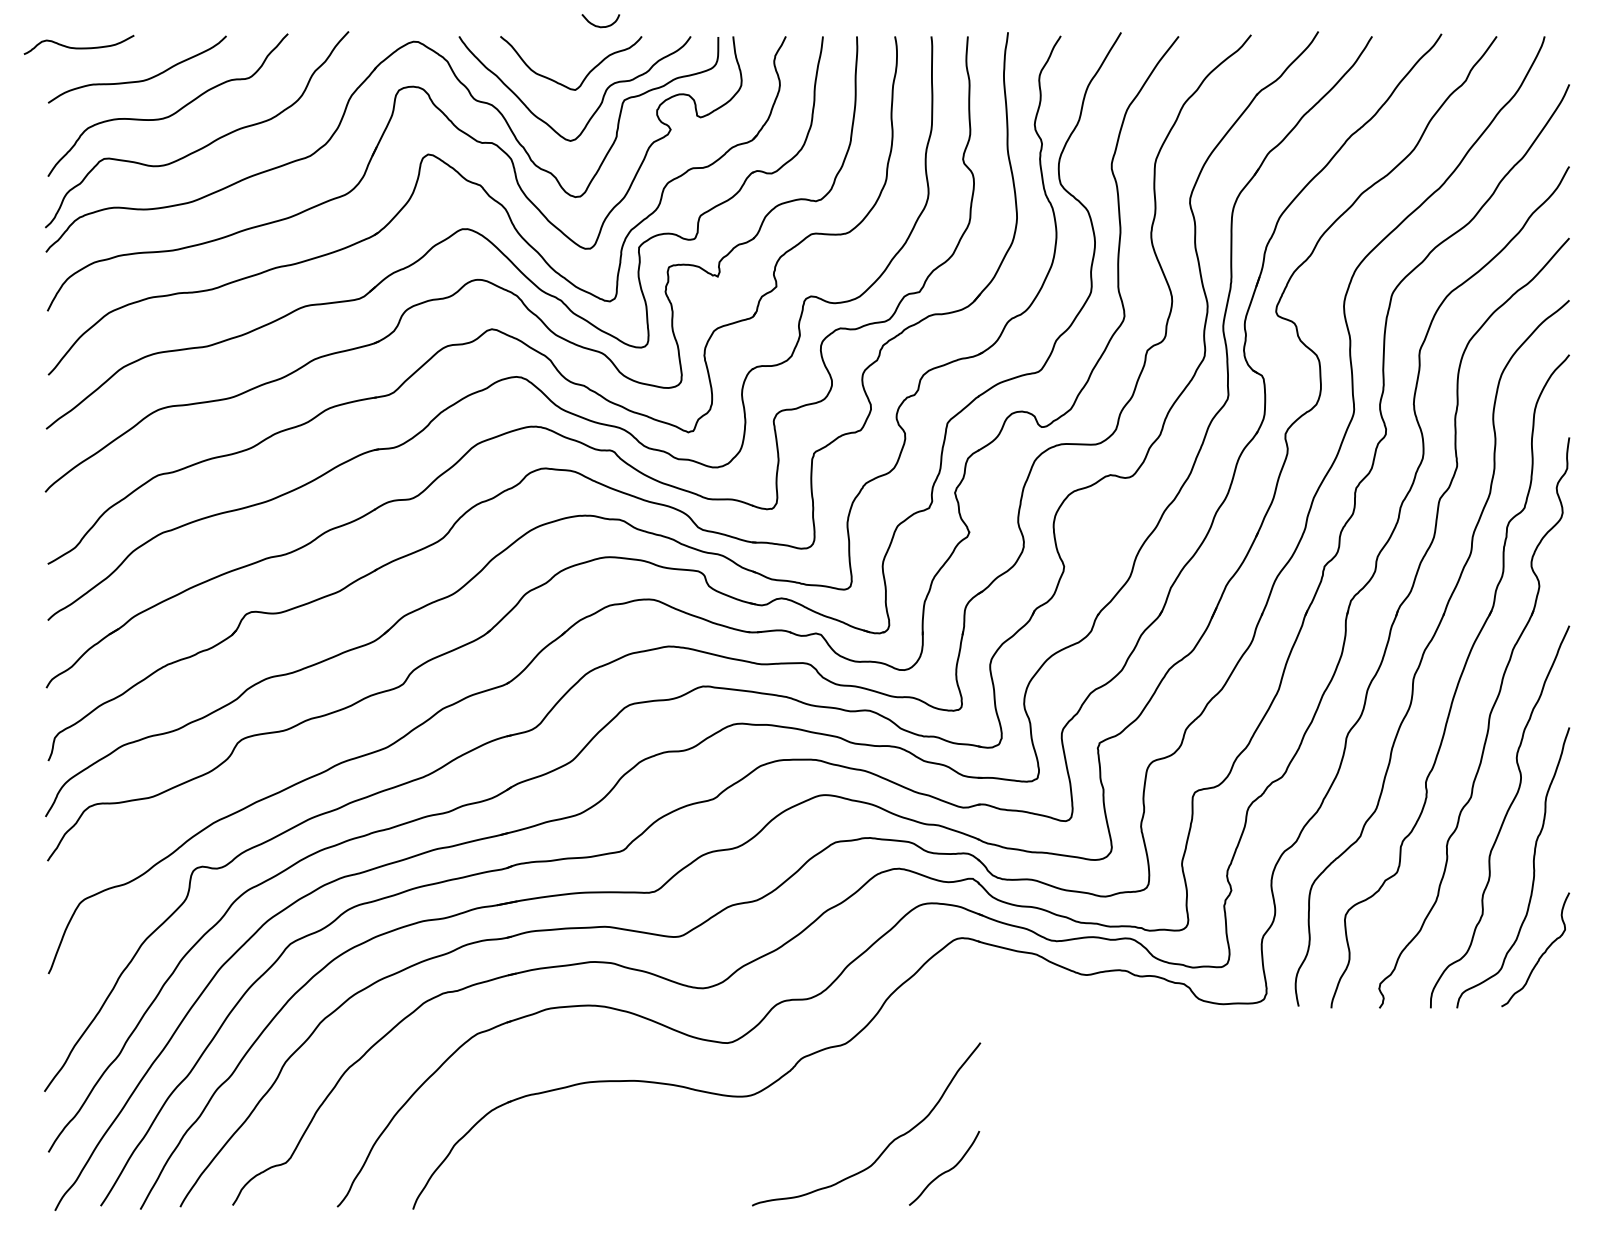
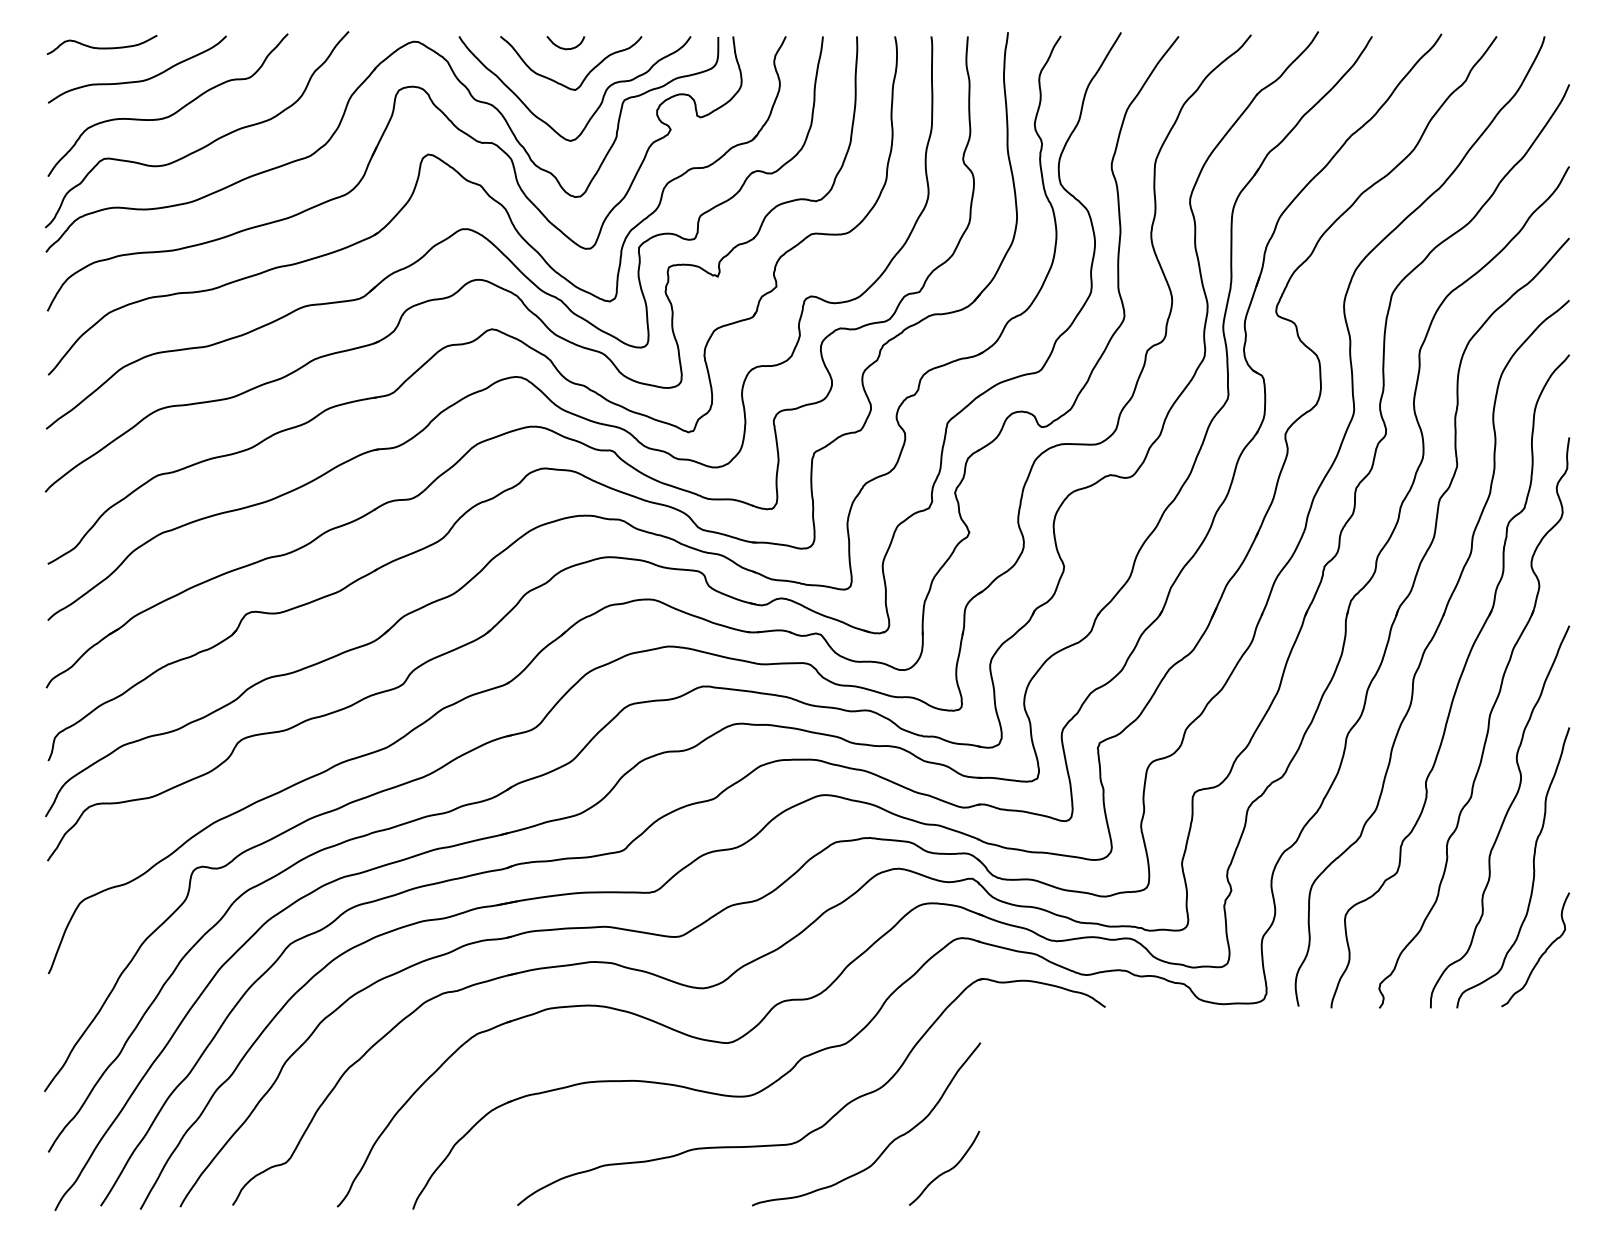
curve position: (598, 25) -> (563, 47) (563, 47)
curve position: (78, 47) -> (101, 47) (101, 47)
part: none -> present (830, 1117)
